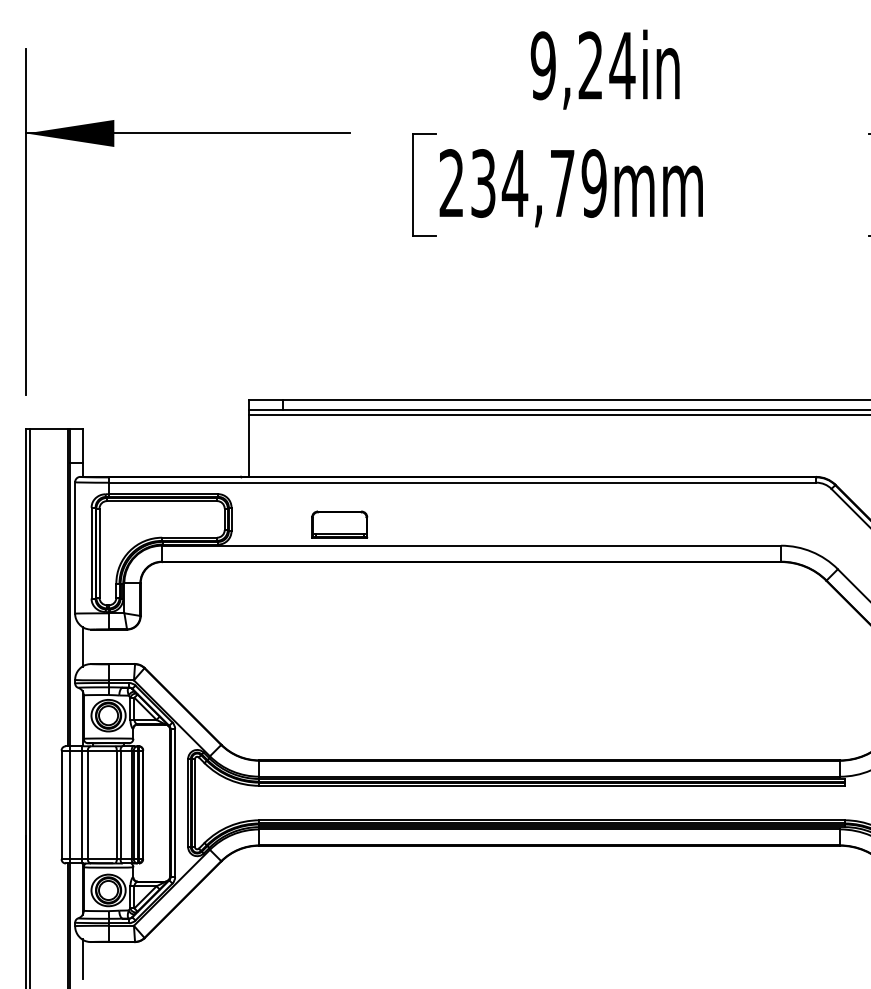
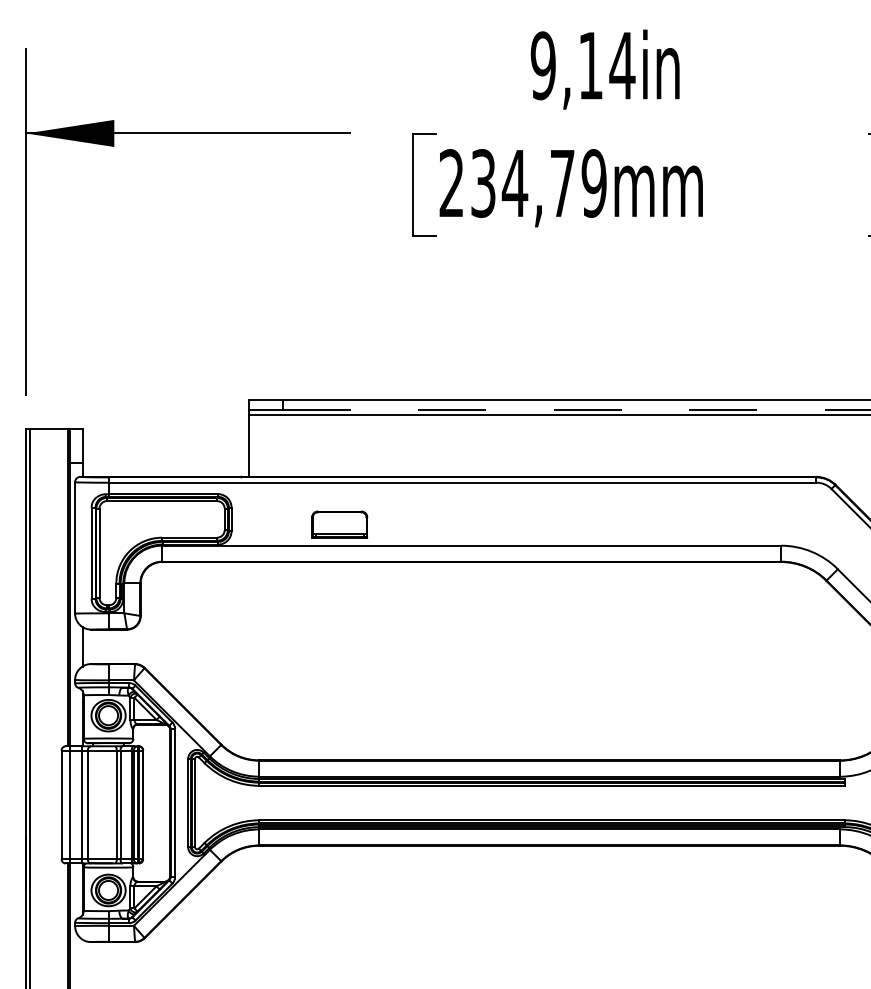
text: 9,24in -> 9,14in (590, 65)
line: solid -> dashed (576, 410)
line: present -> none (82, 959)
